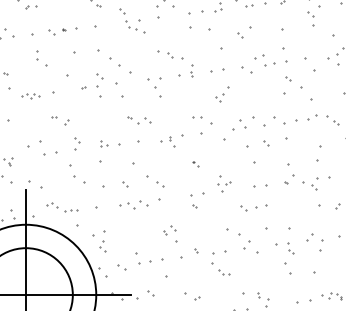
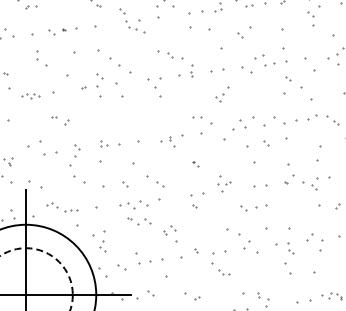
part position: (139, 120) -> (139, 221) (139, 221)
part position: (77, 143) -> (77, 150) (77, 150)
circle: solid -> dashed (36, 279)
